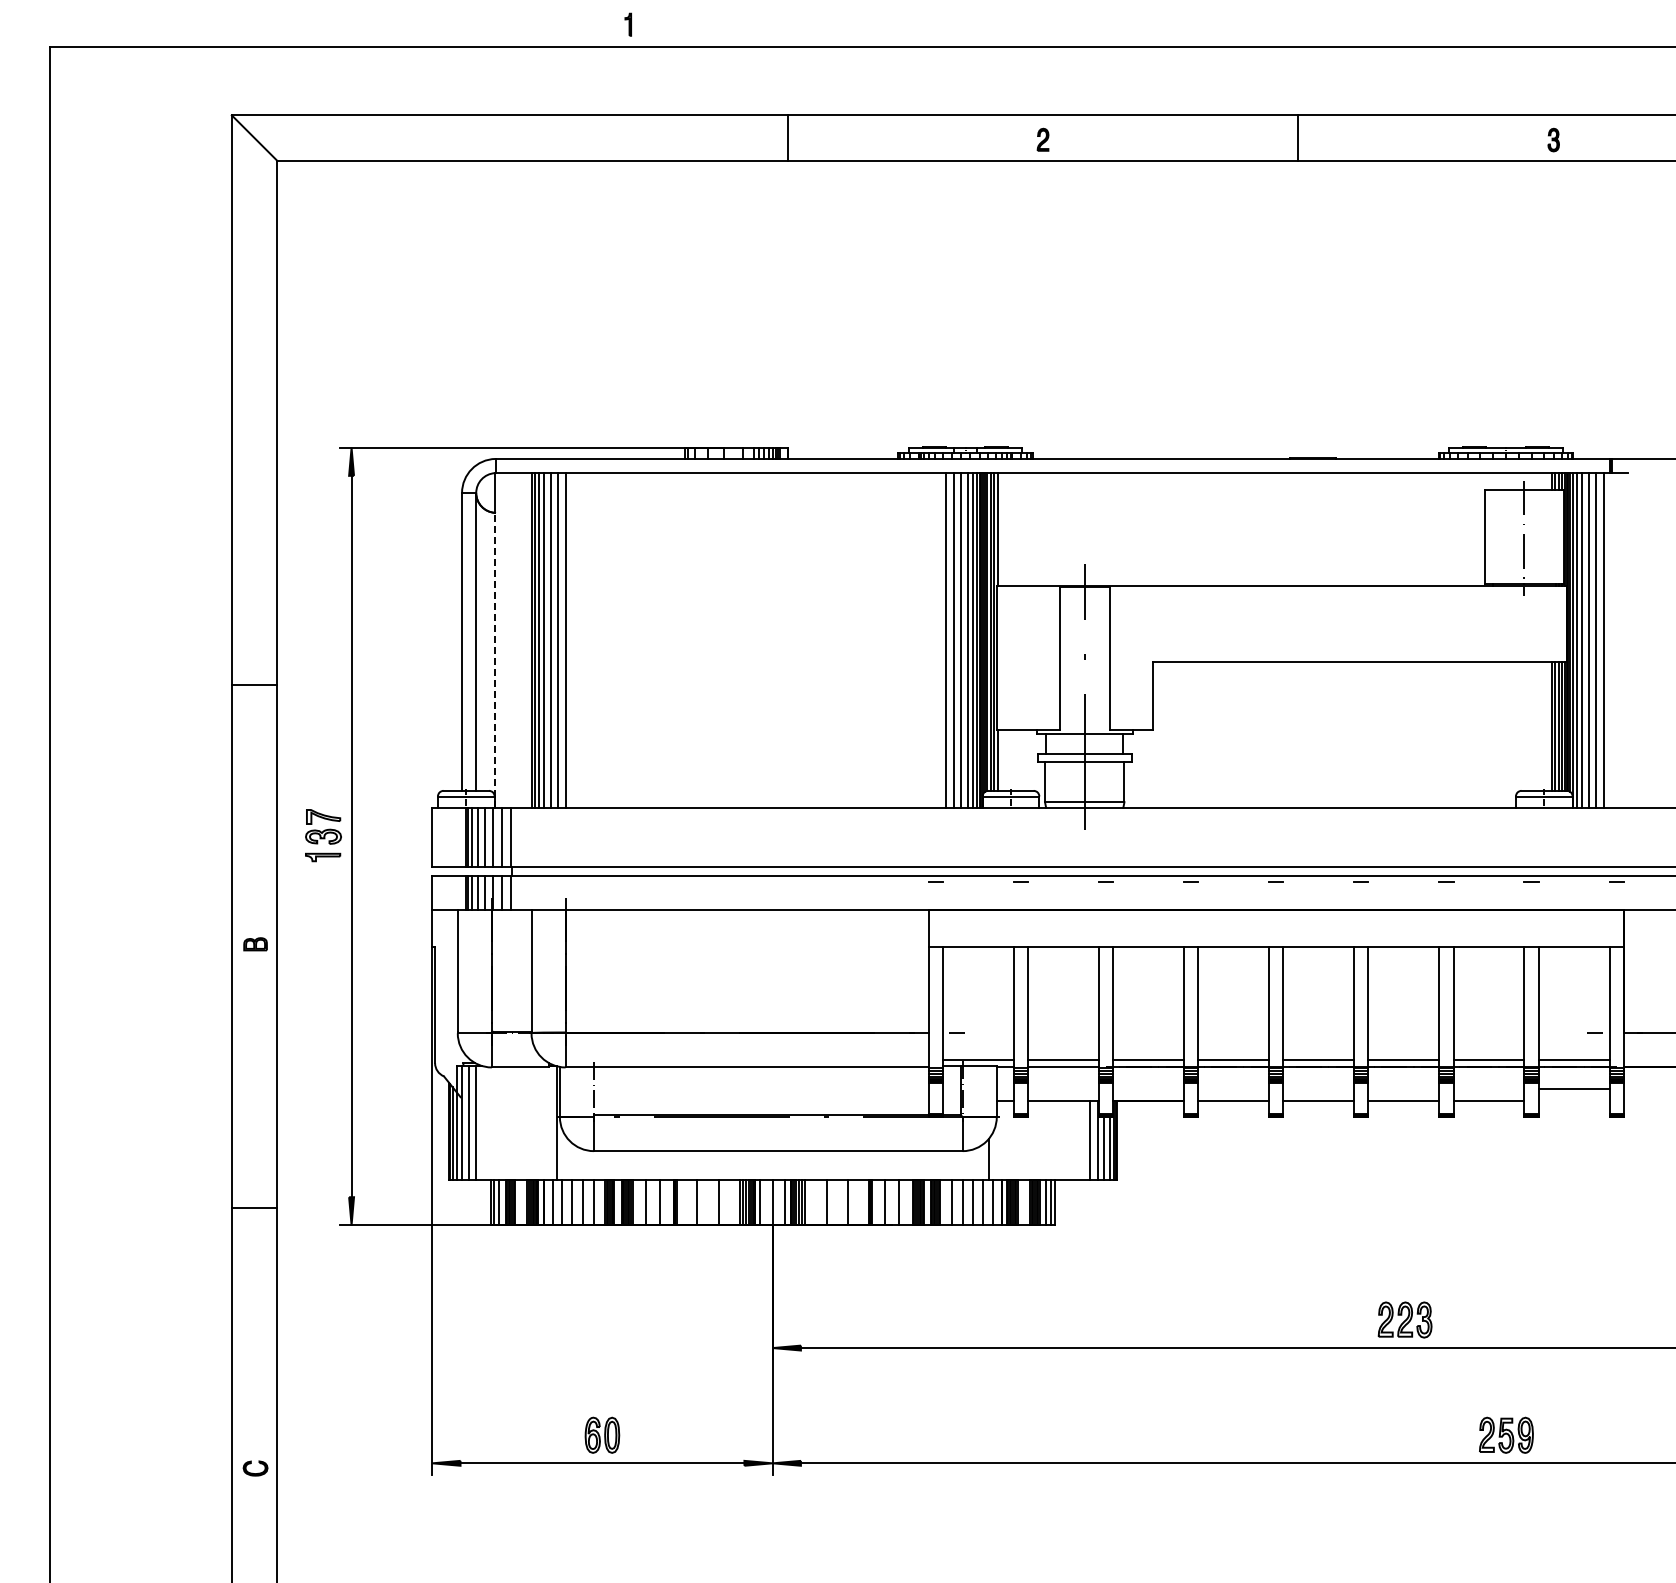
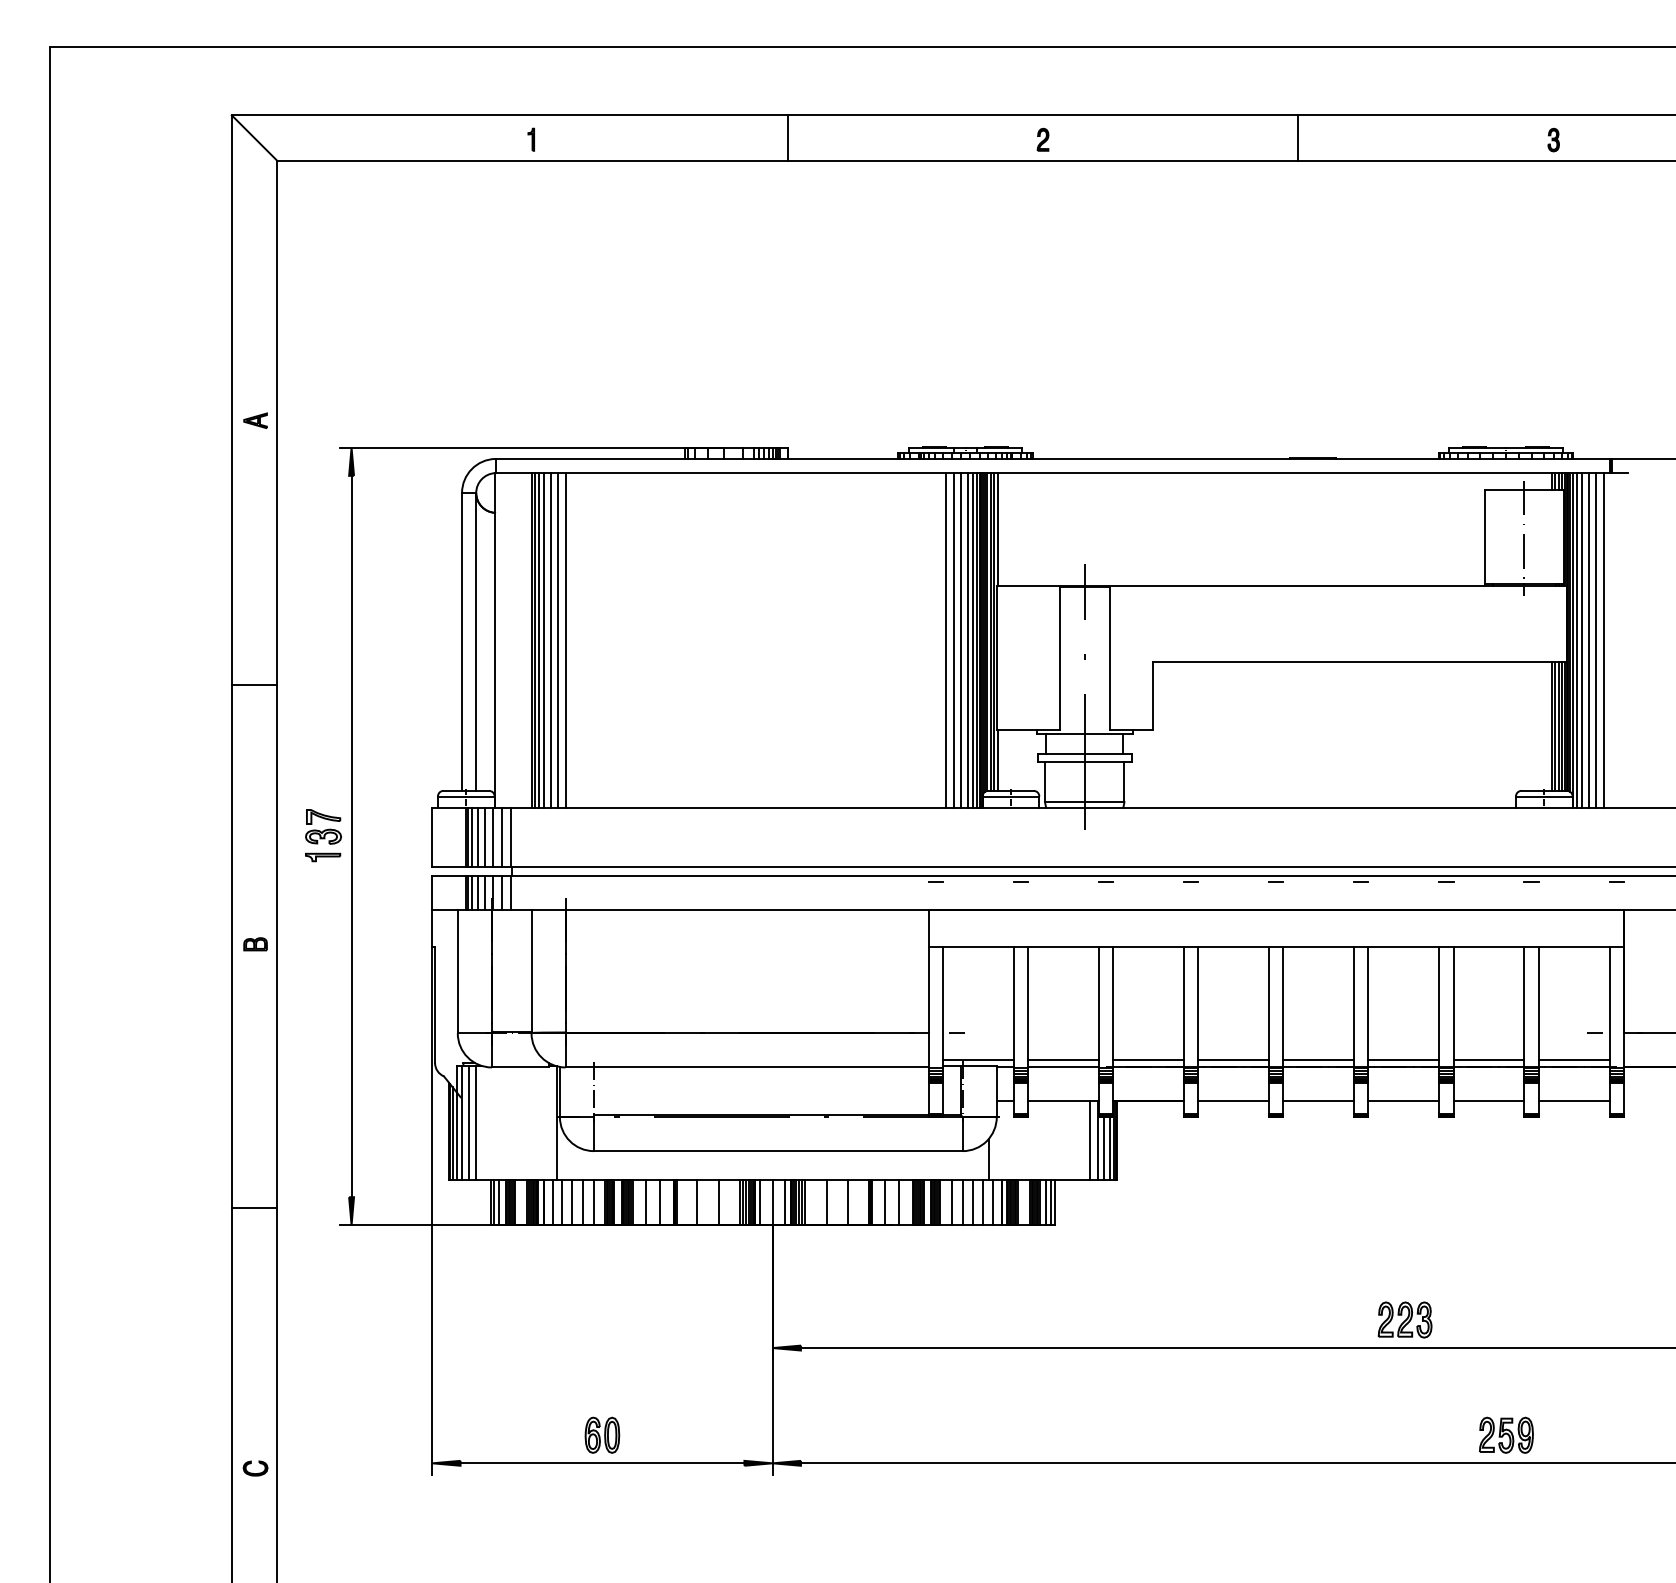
part position: (627, 24) -> (530, 139) (530, 139)
part: none -> present (255, 420)
line: dashed -> solid (494, 660)
line position: (1573, 1089) -> (1573, 1101) (1573, 1101)
